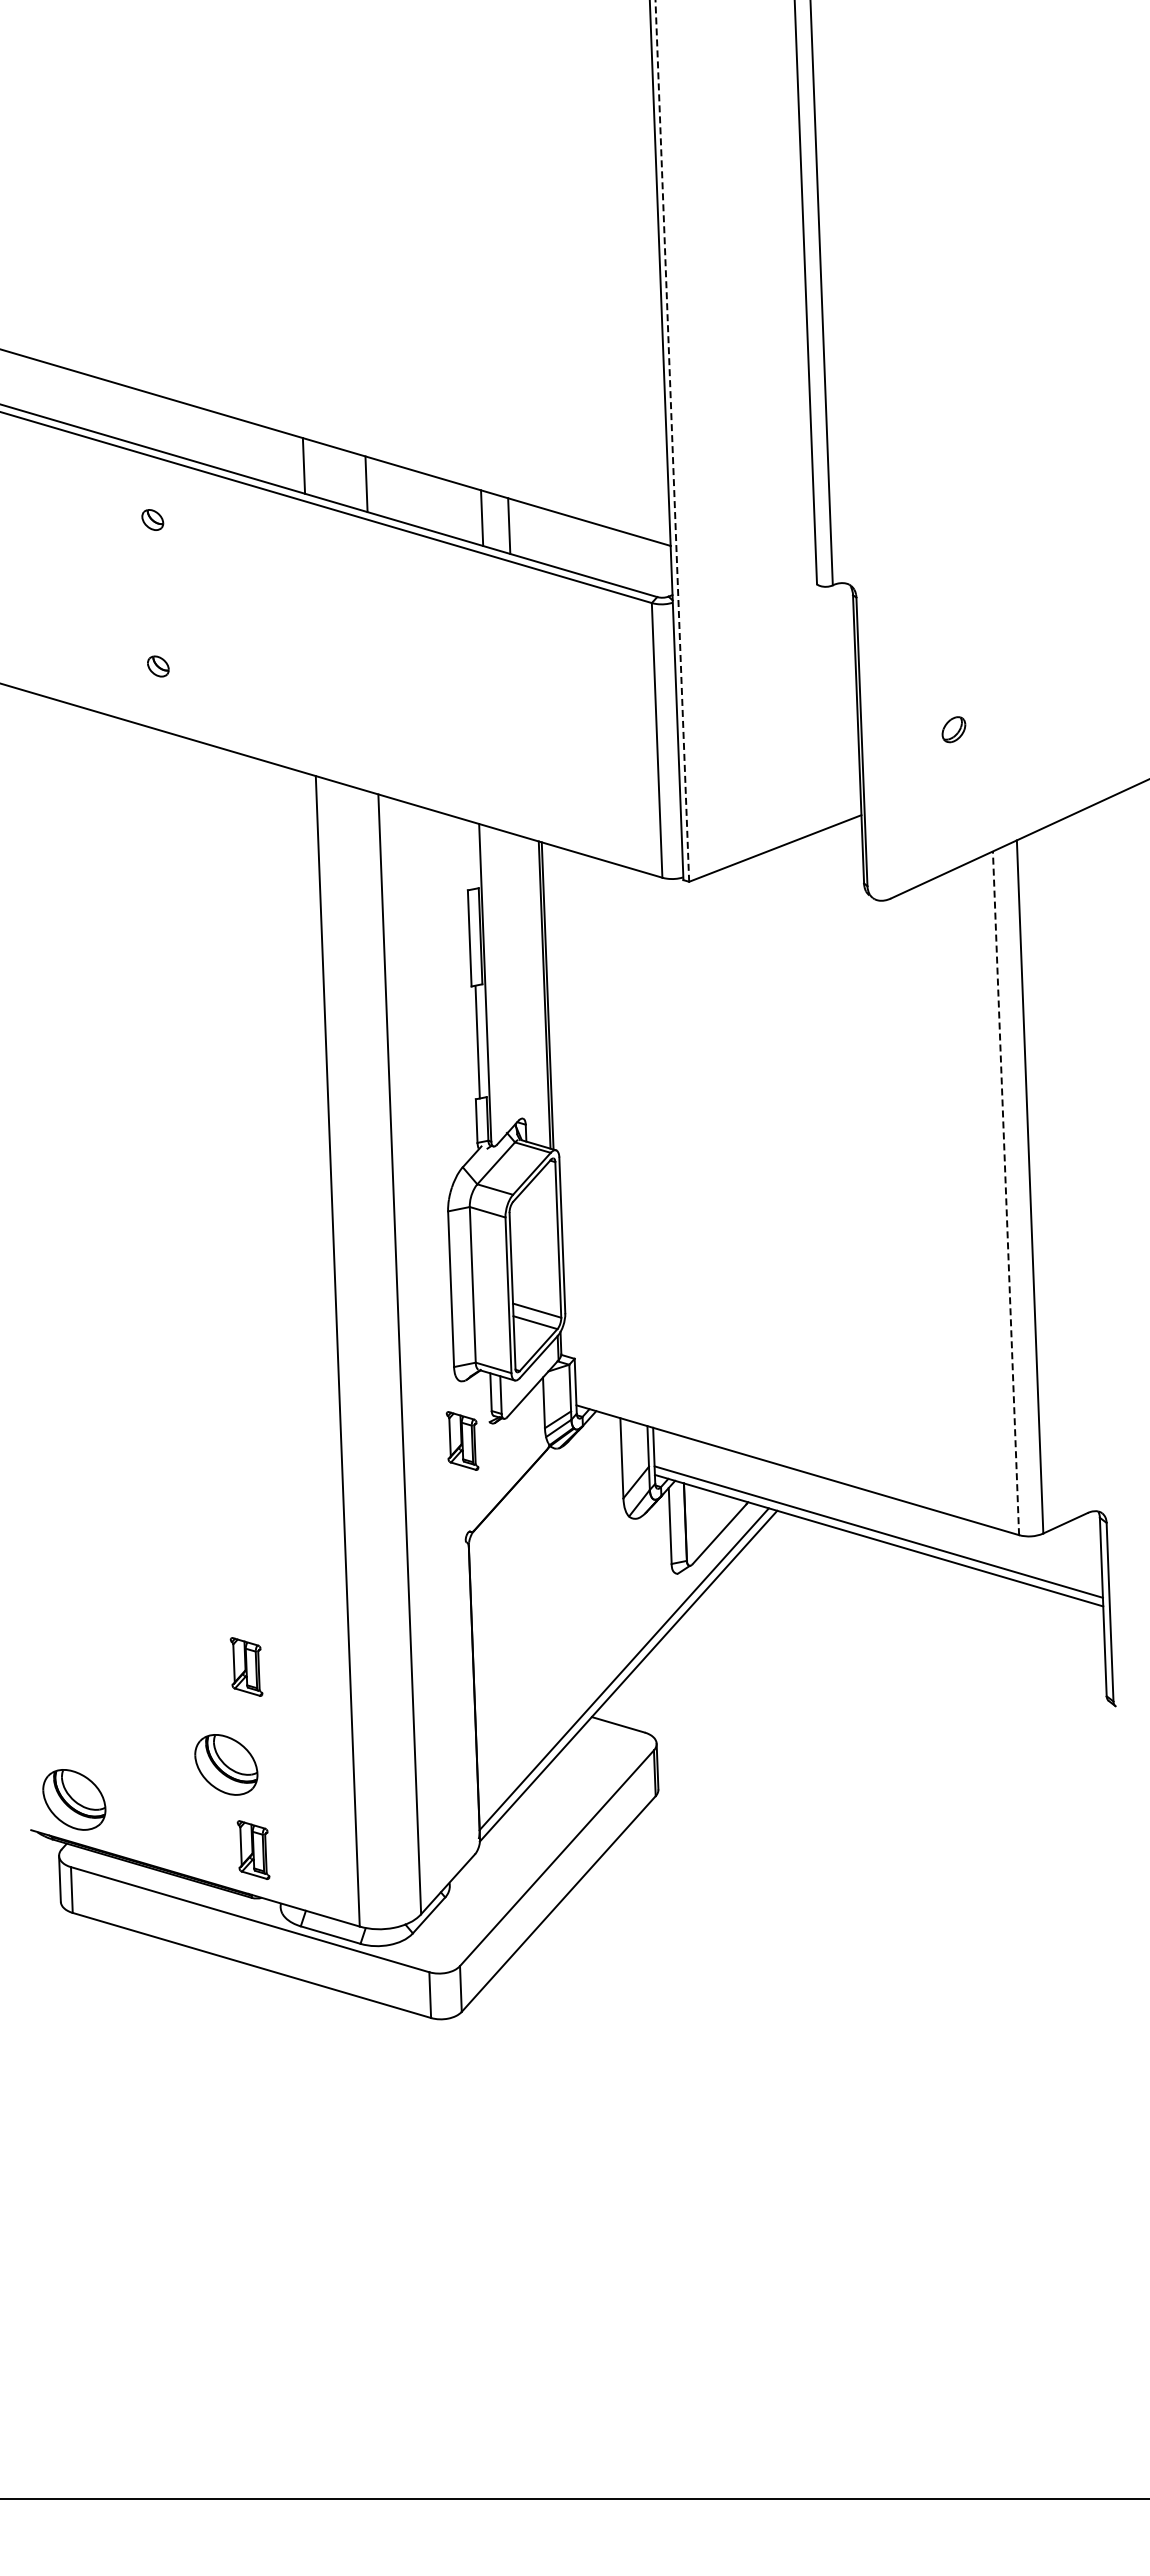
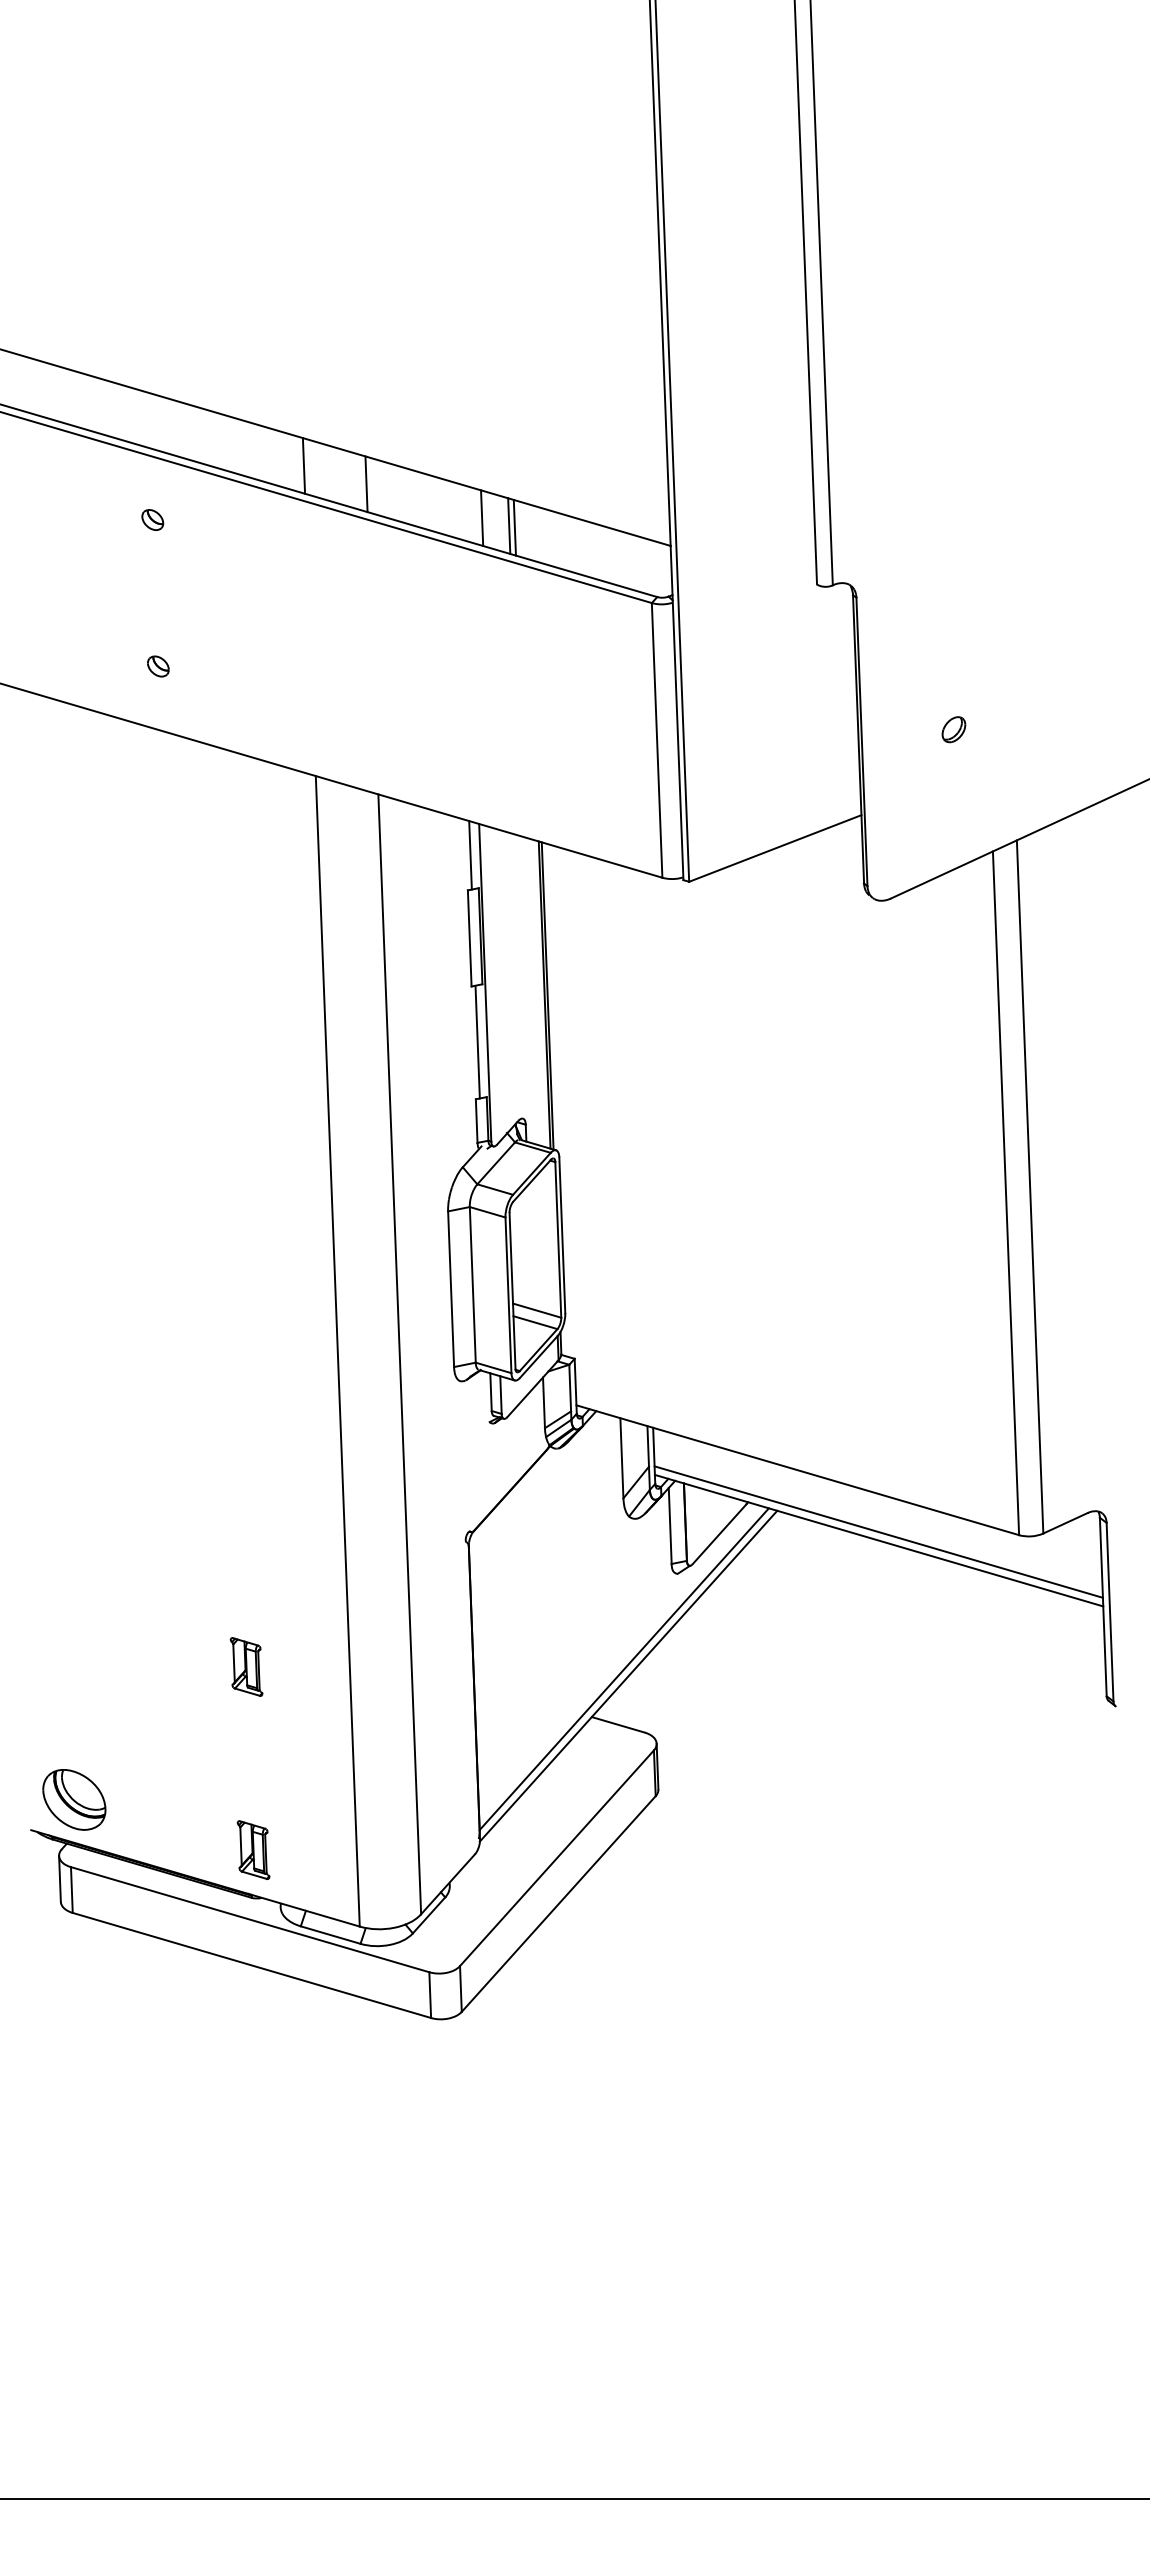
line: dashed -> solid (672, 441)
line: none -> present (514, 527)
line: none -> present (470, 855)
line: dashed -> solid (1006, 1192)
part: present -> none (462, 1440)
part: present -> none (226, 1764)
